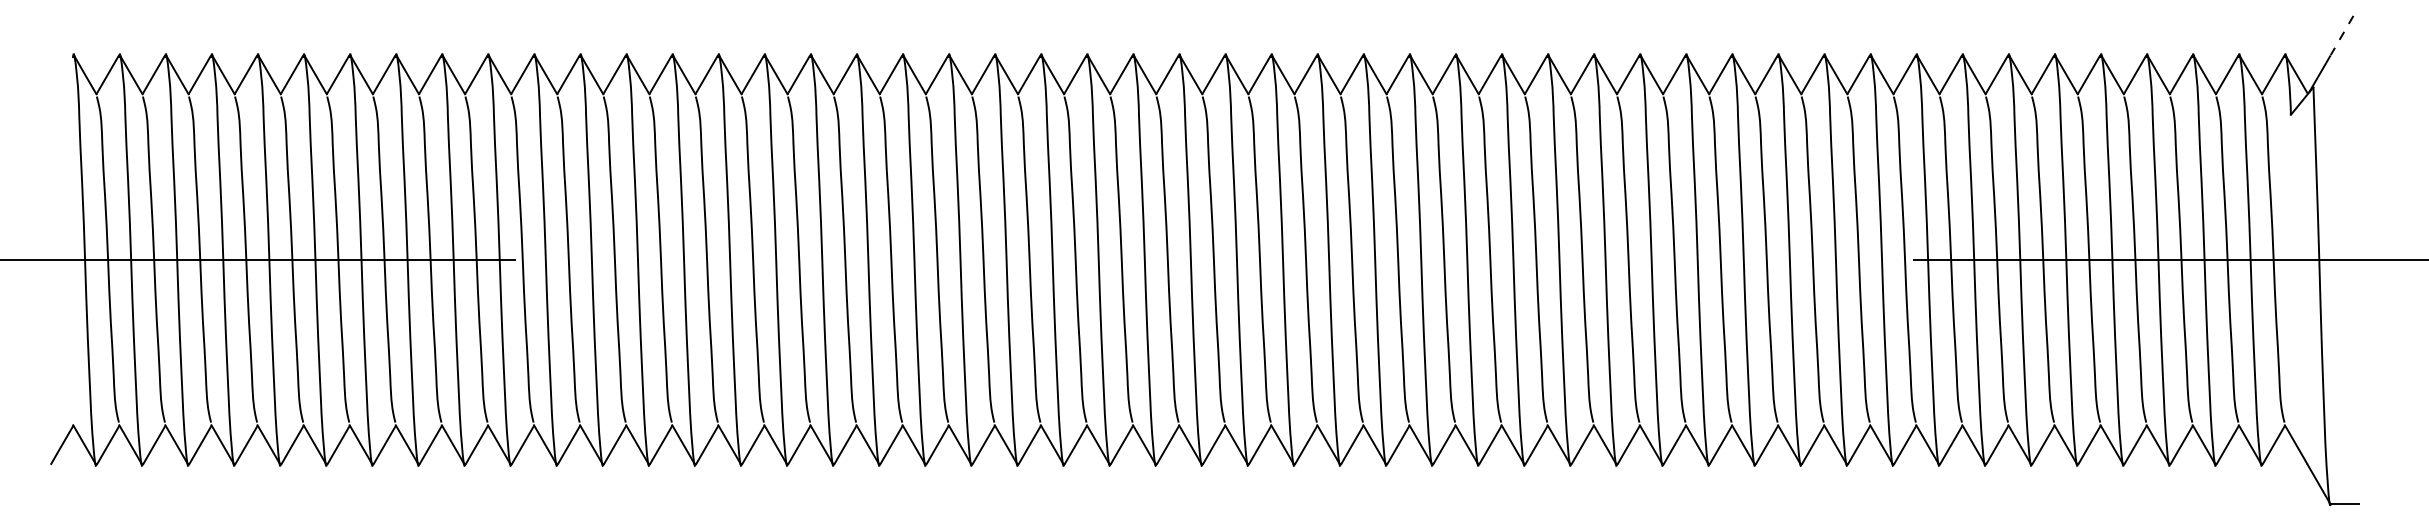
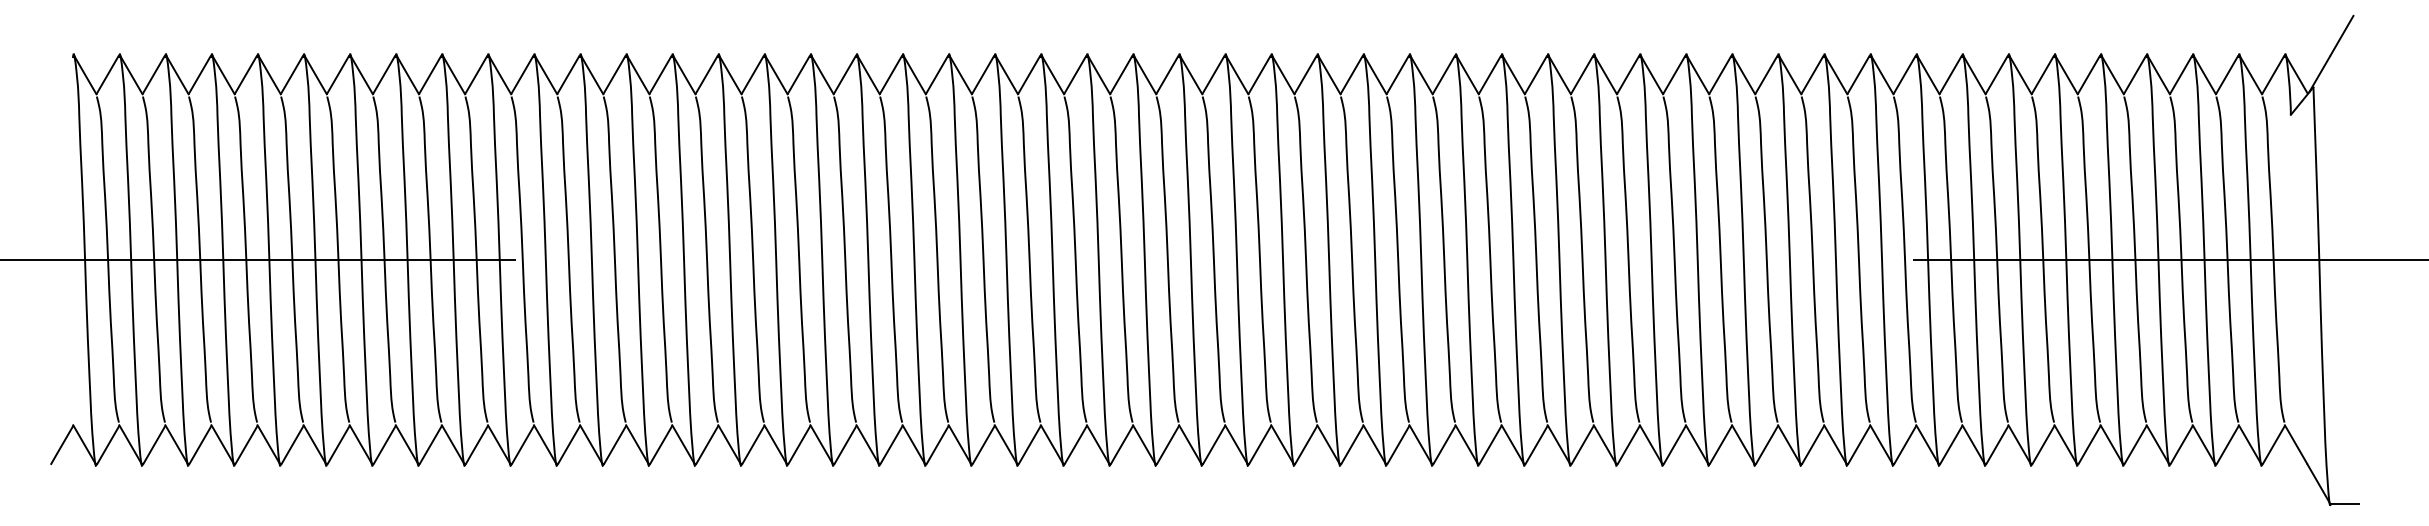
line: dashed -> solid (2342, 35)
